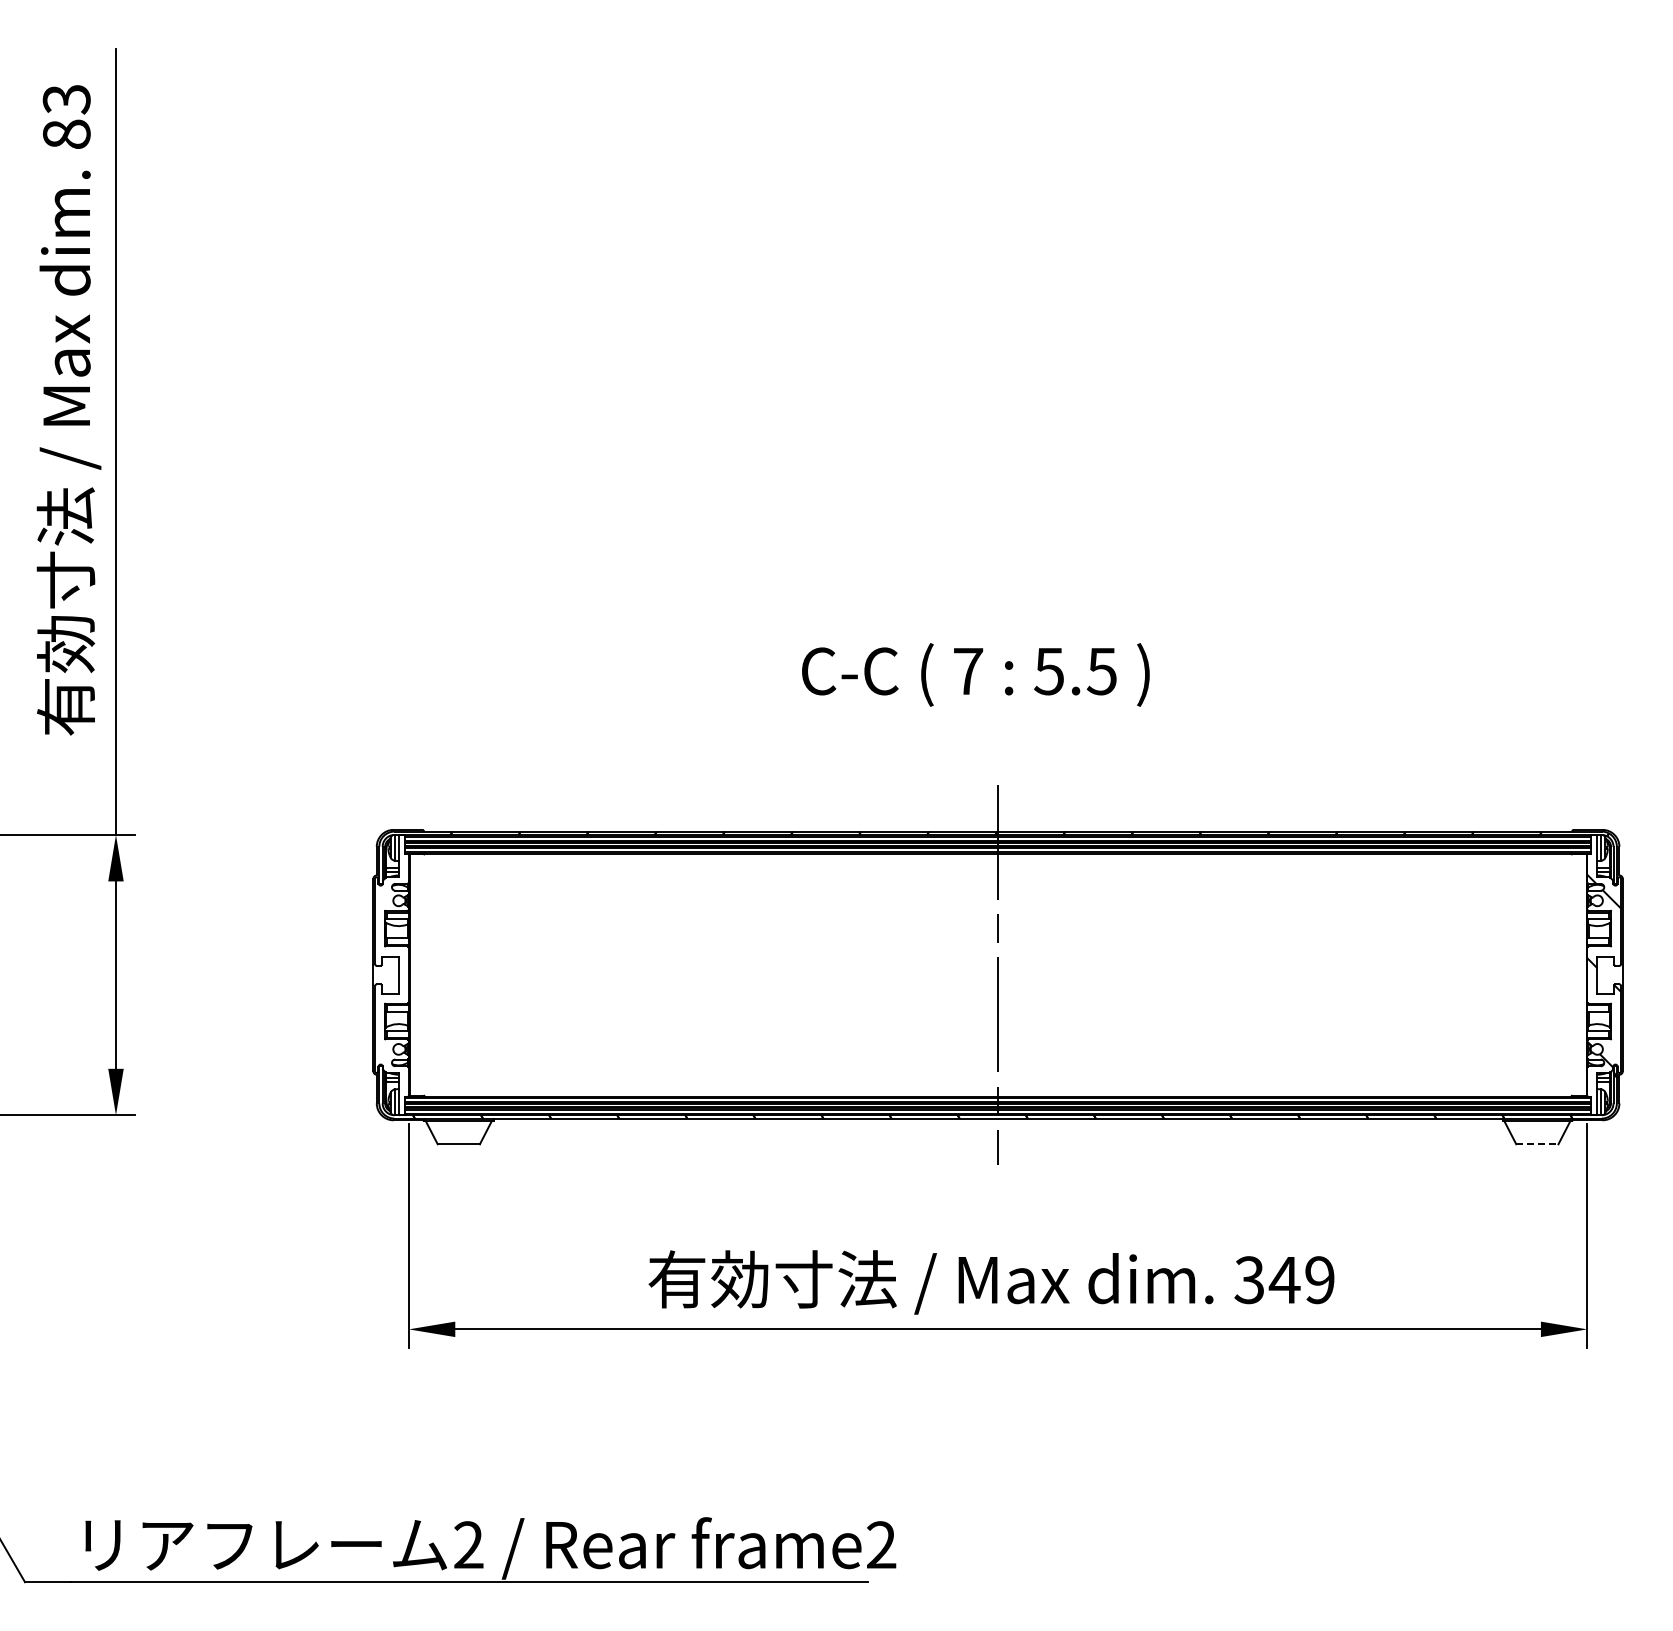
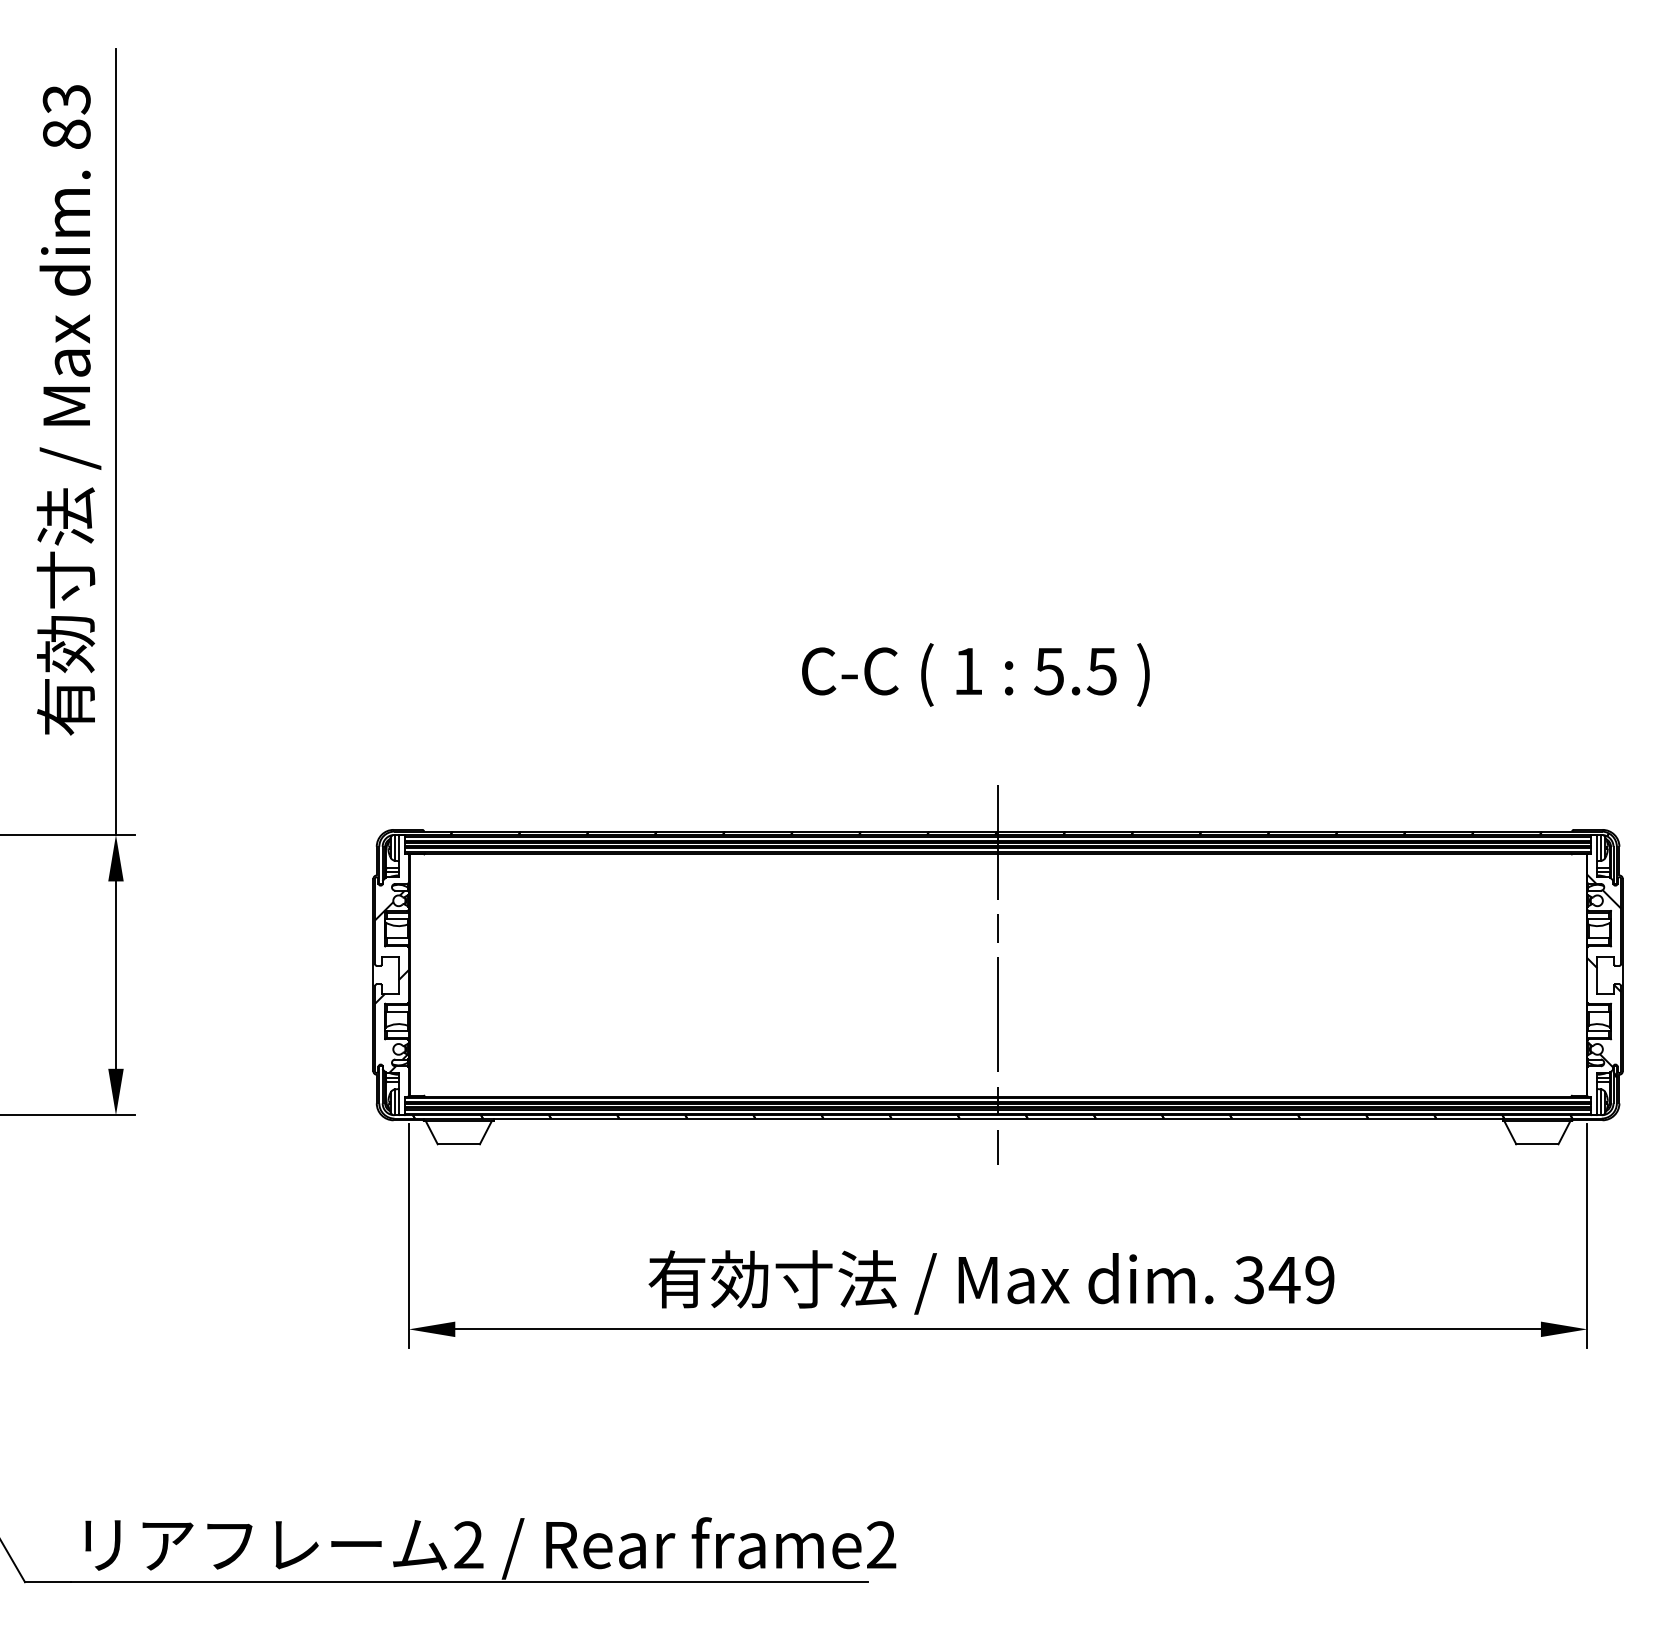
text: 7 -> 1 (968, 671)
hatch: none -> present (391, 981)
line: dashed -> solid (1537, 1144)
